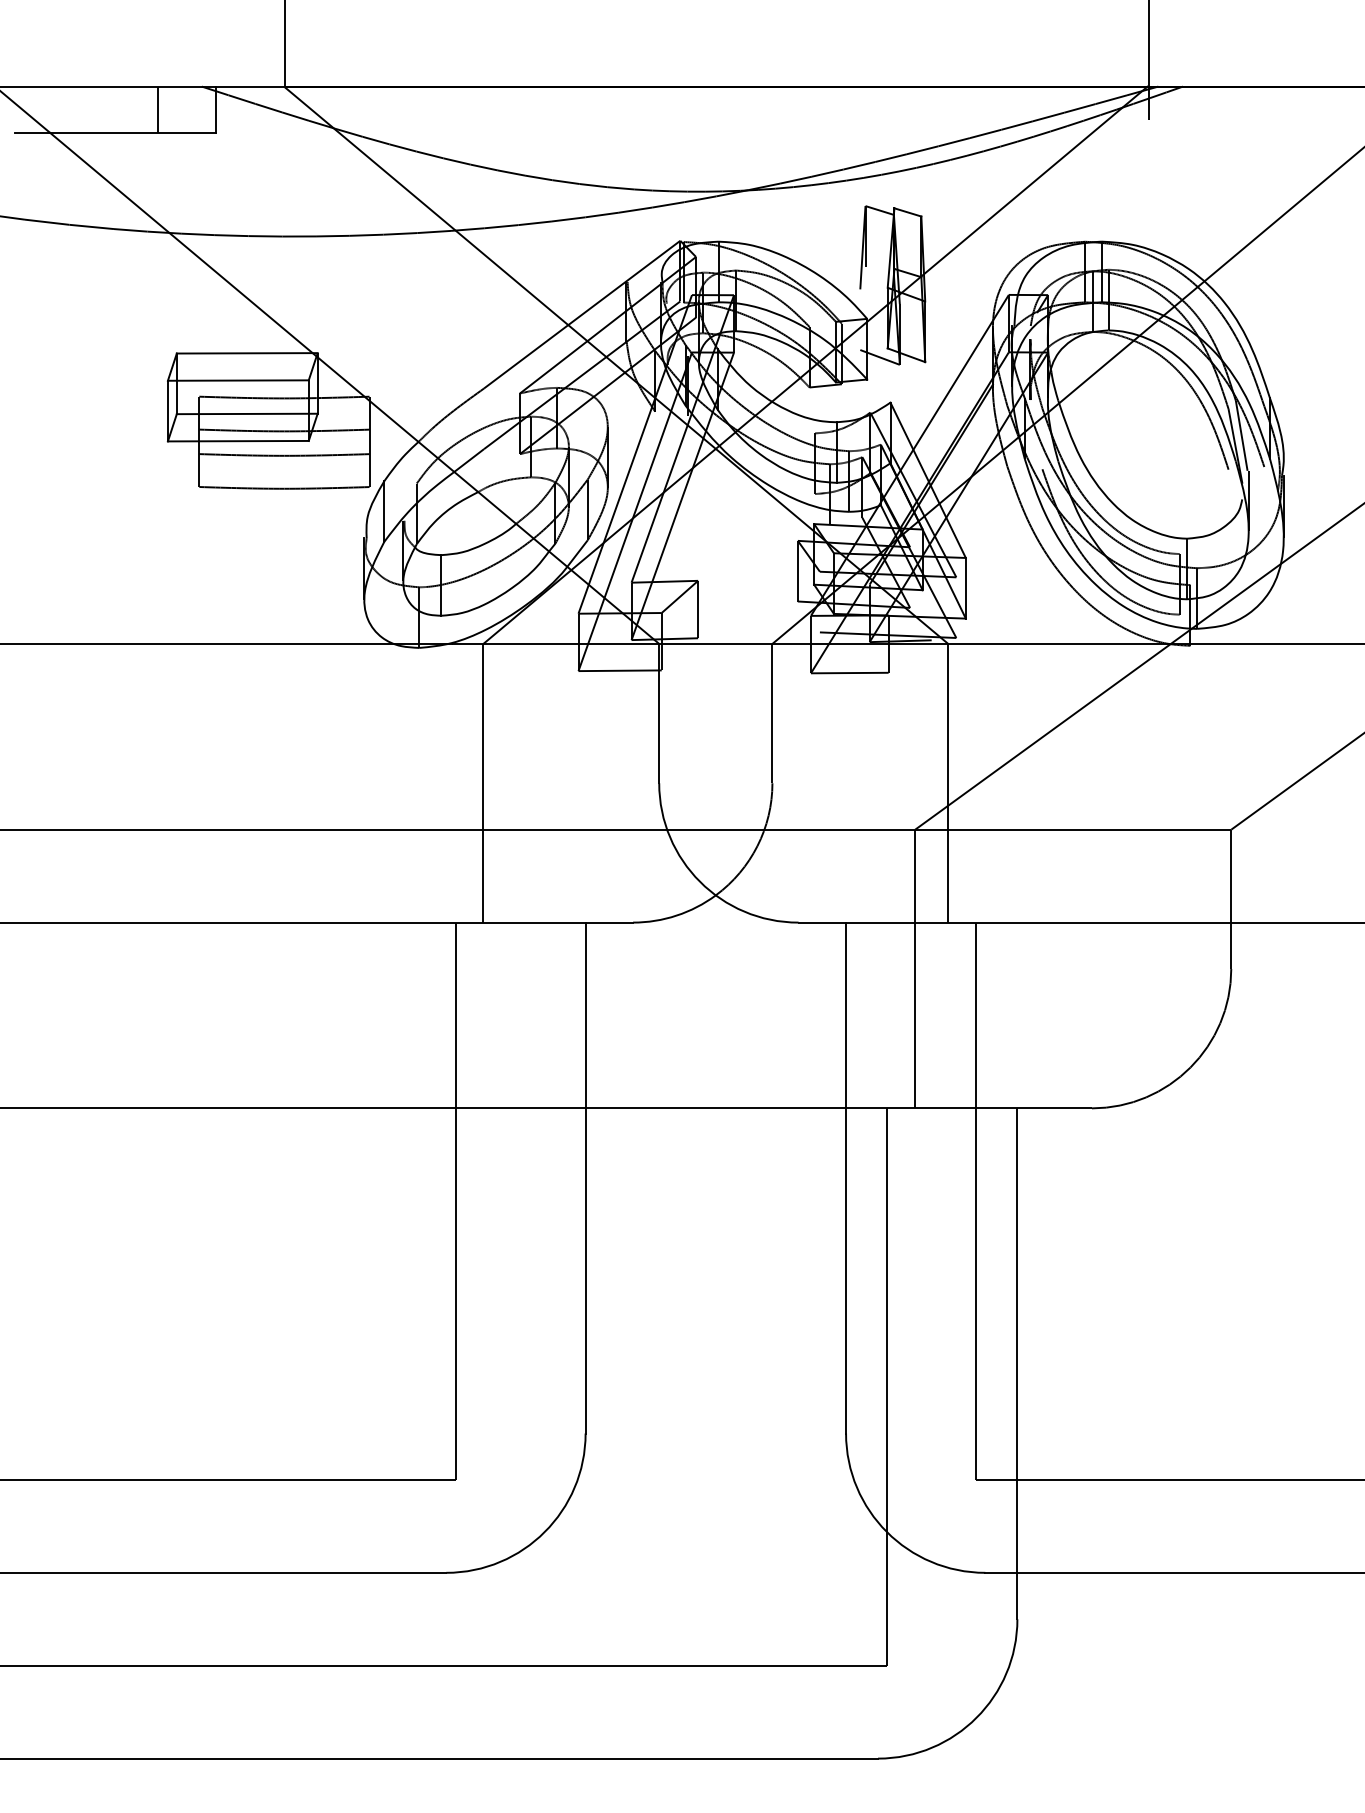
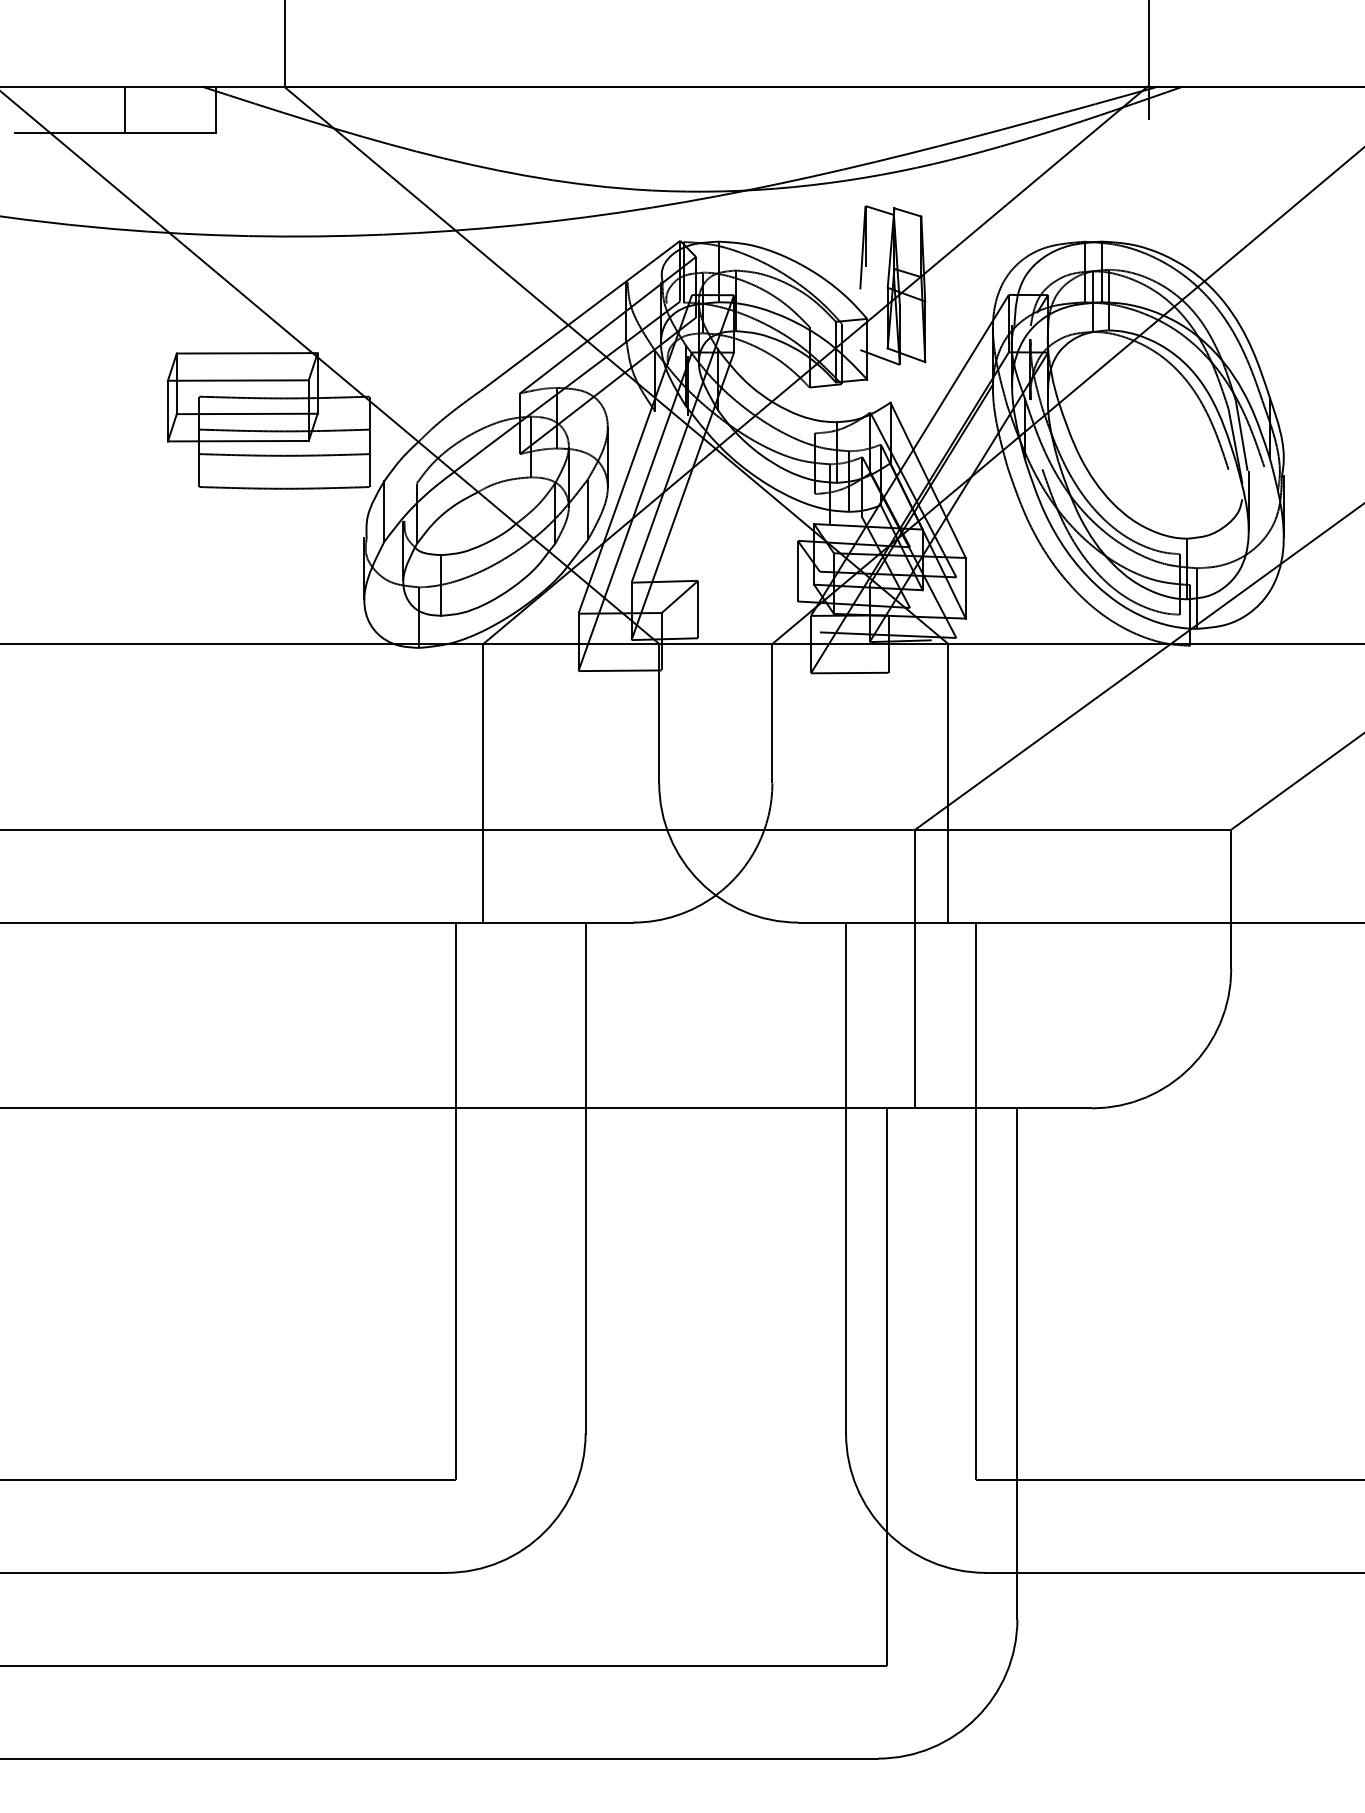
line position: (158, 109) -> (125, 109) (125, 109)
